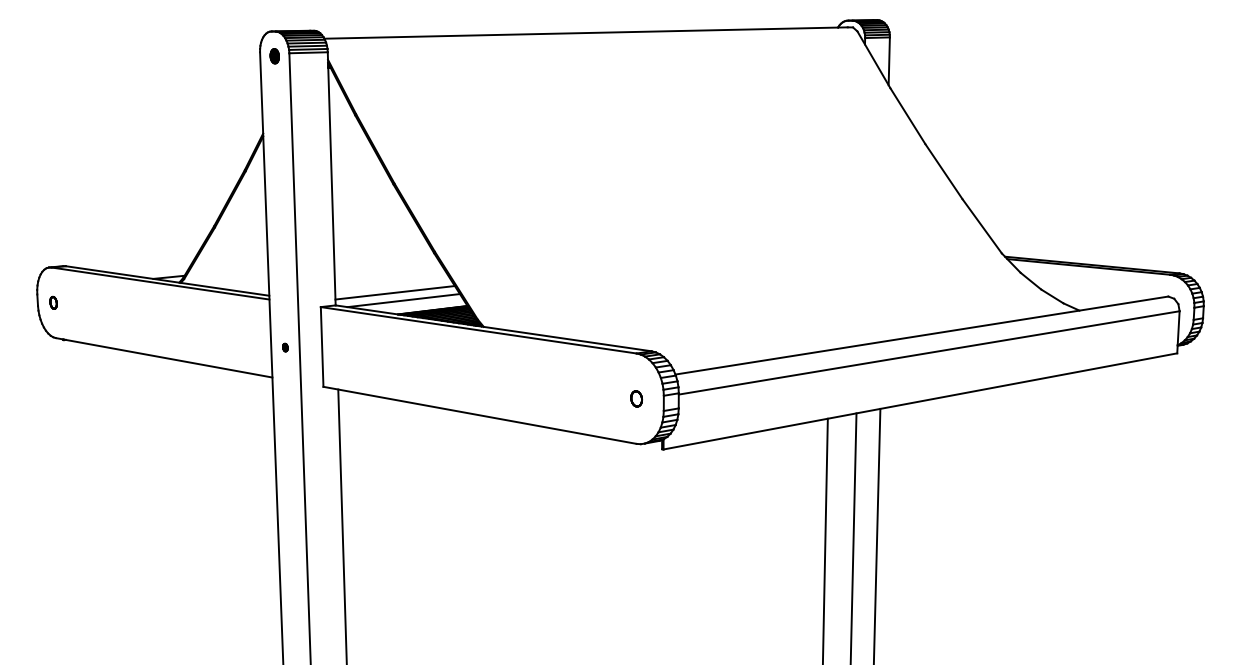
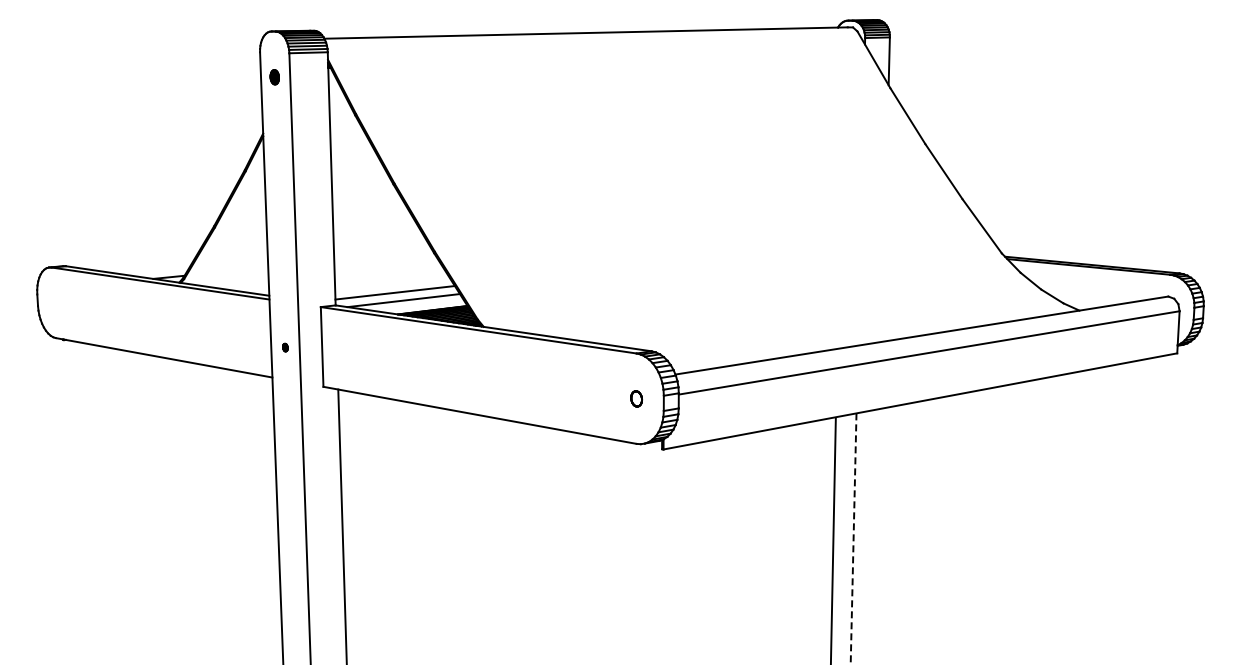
part position: (274, 56) -> (274, 77) (274, 77)
part: present -> none (53, 302)
line: present -> none (876, 534)
line position: (824, 539) -> (832, 539) (832, 539)
line: solid -> dashed (853, 539)
